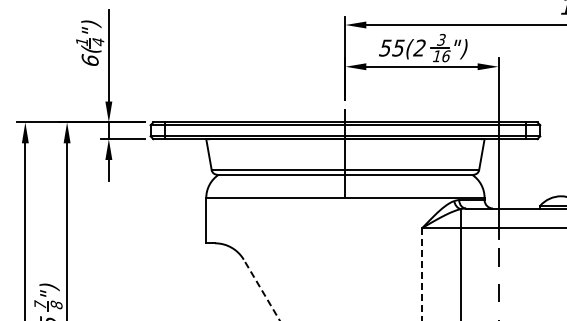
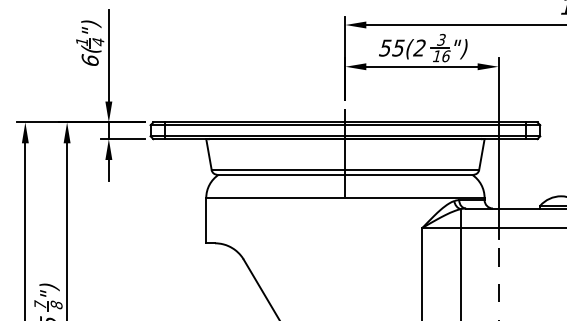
line: dashed -> solid (422, 274)
line: dashed -> solid (261, 289)
